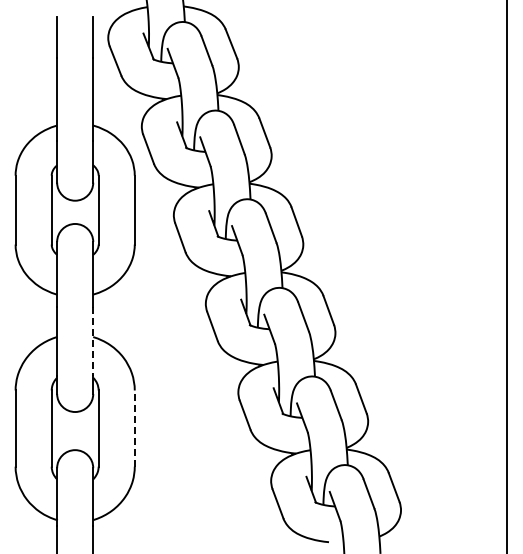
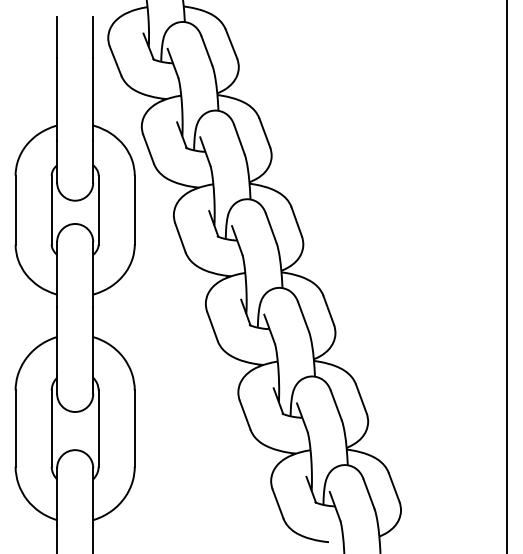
line: dashed -> solid (93, 341)
line: dashed -> solid (134, 428)
